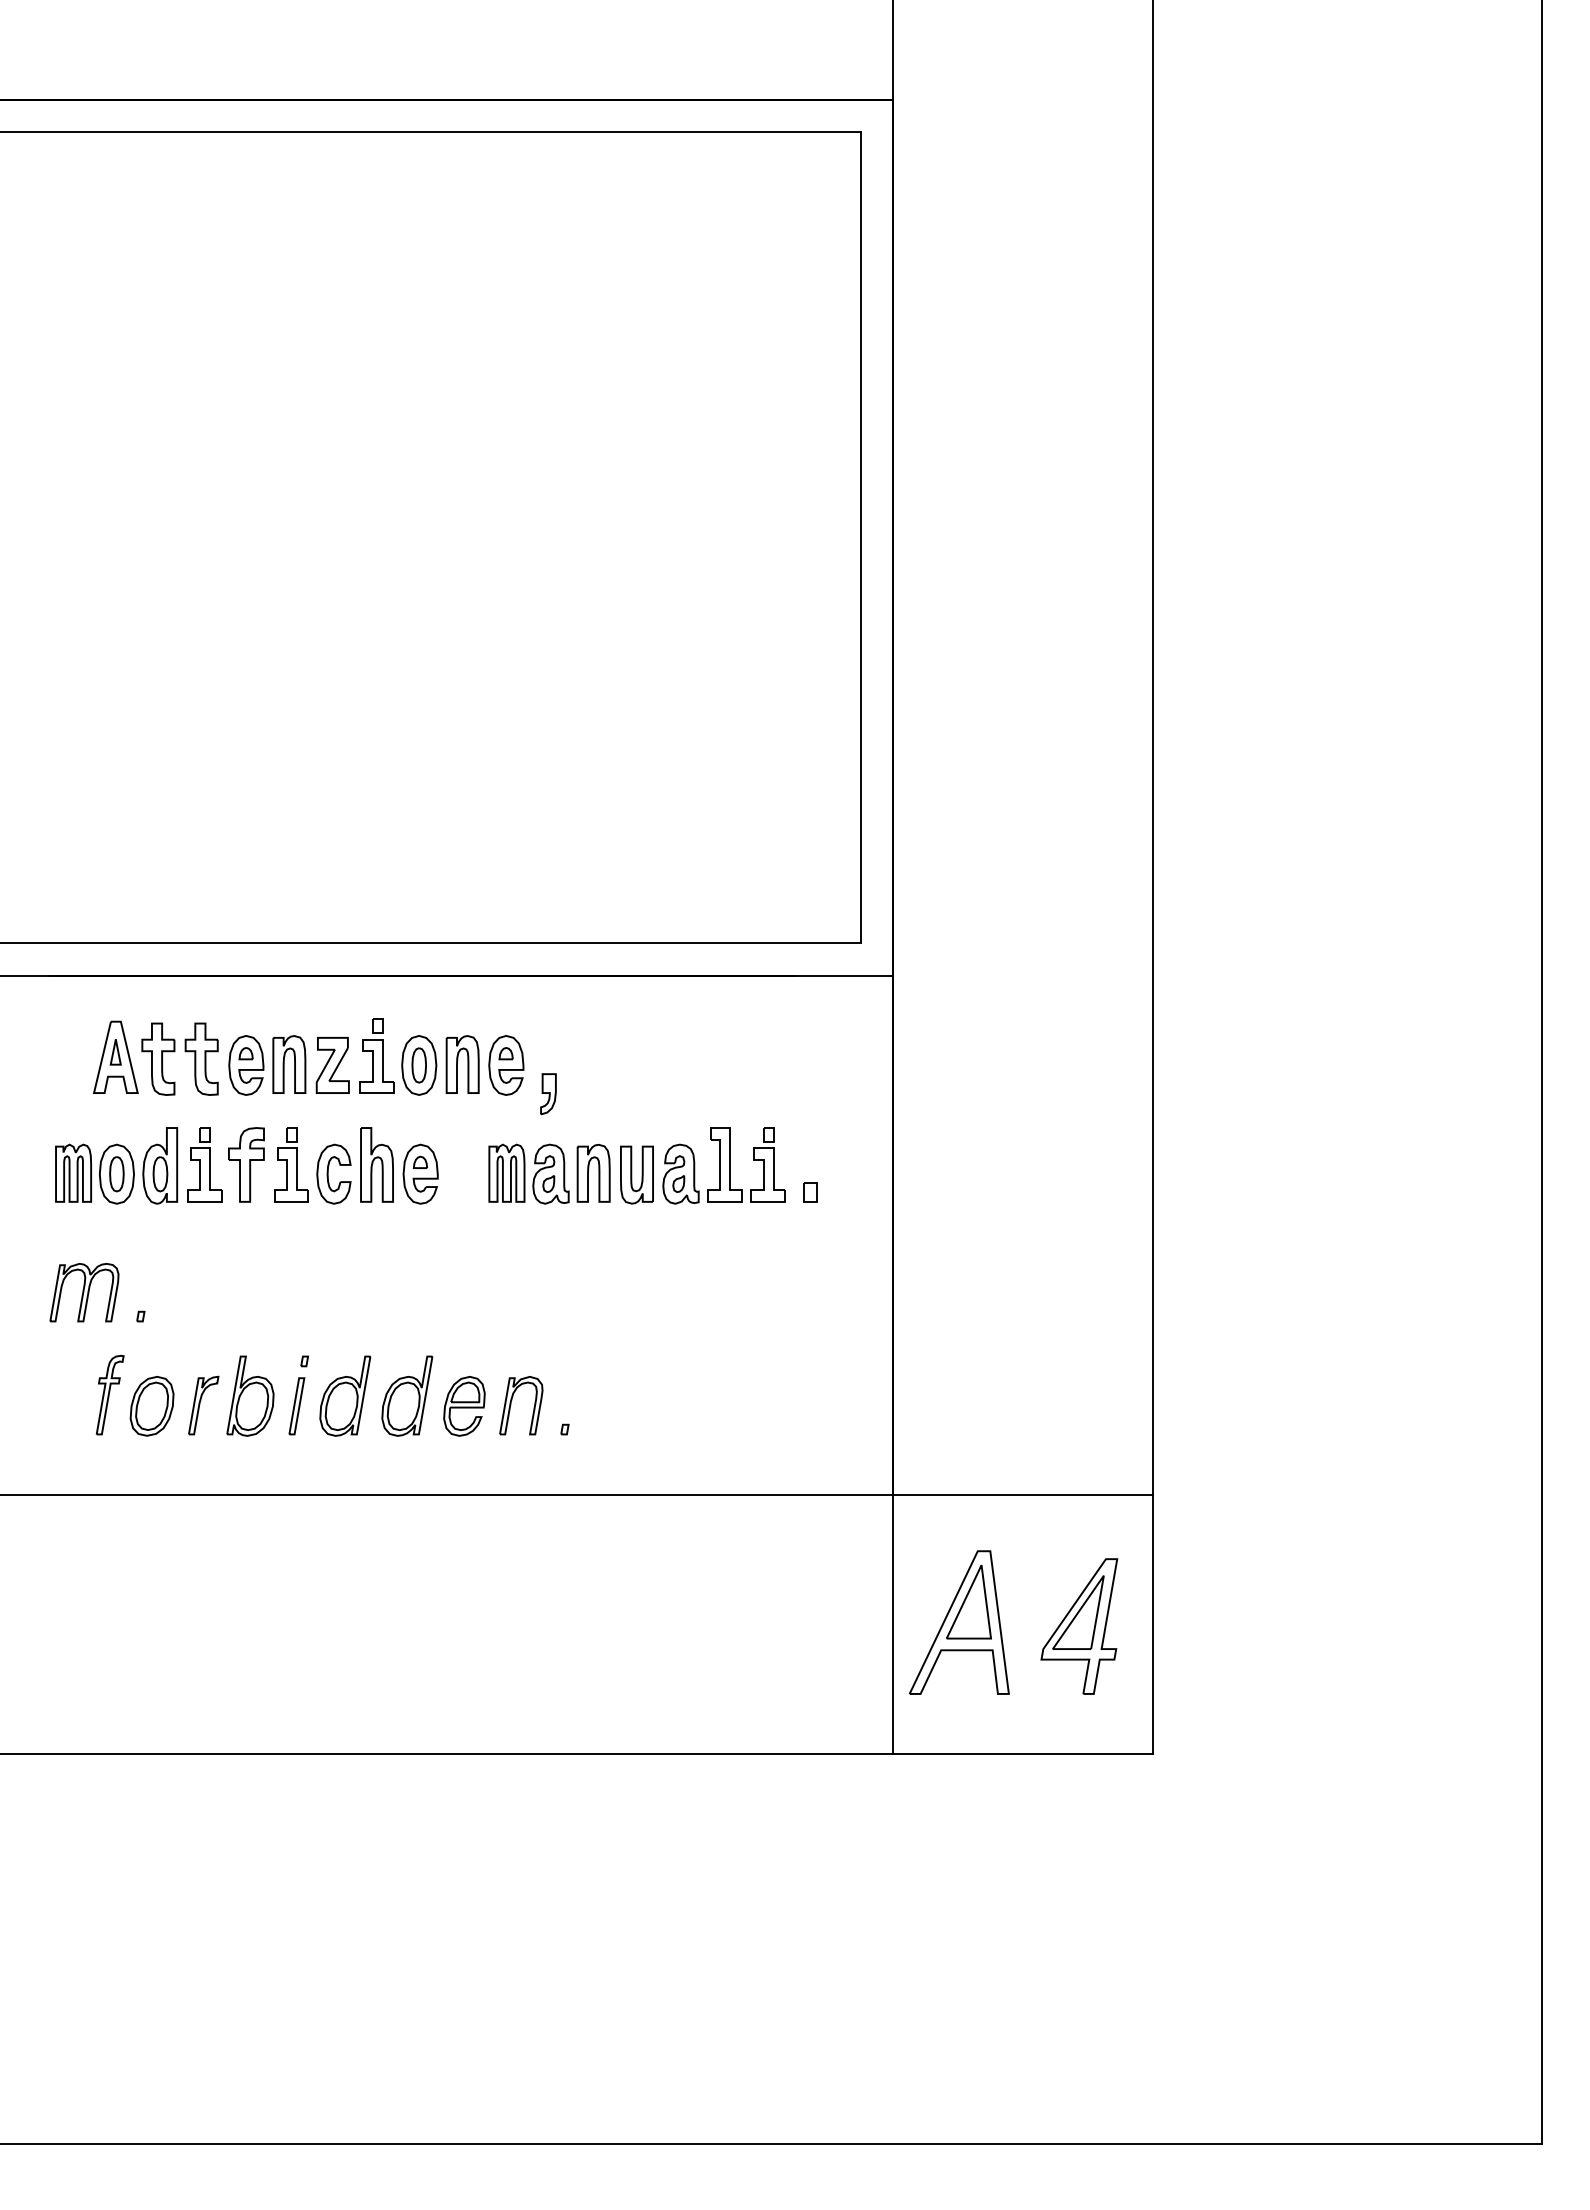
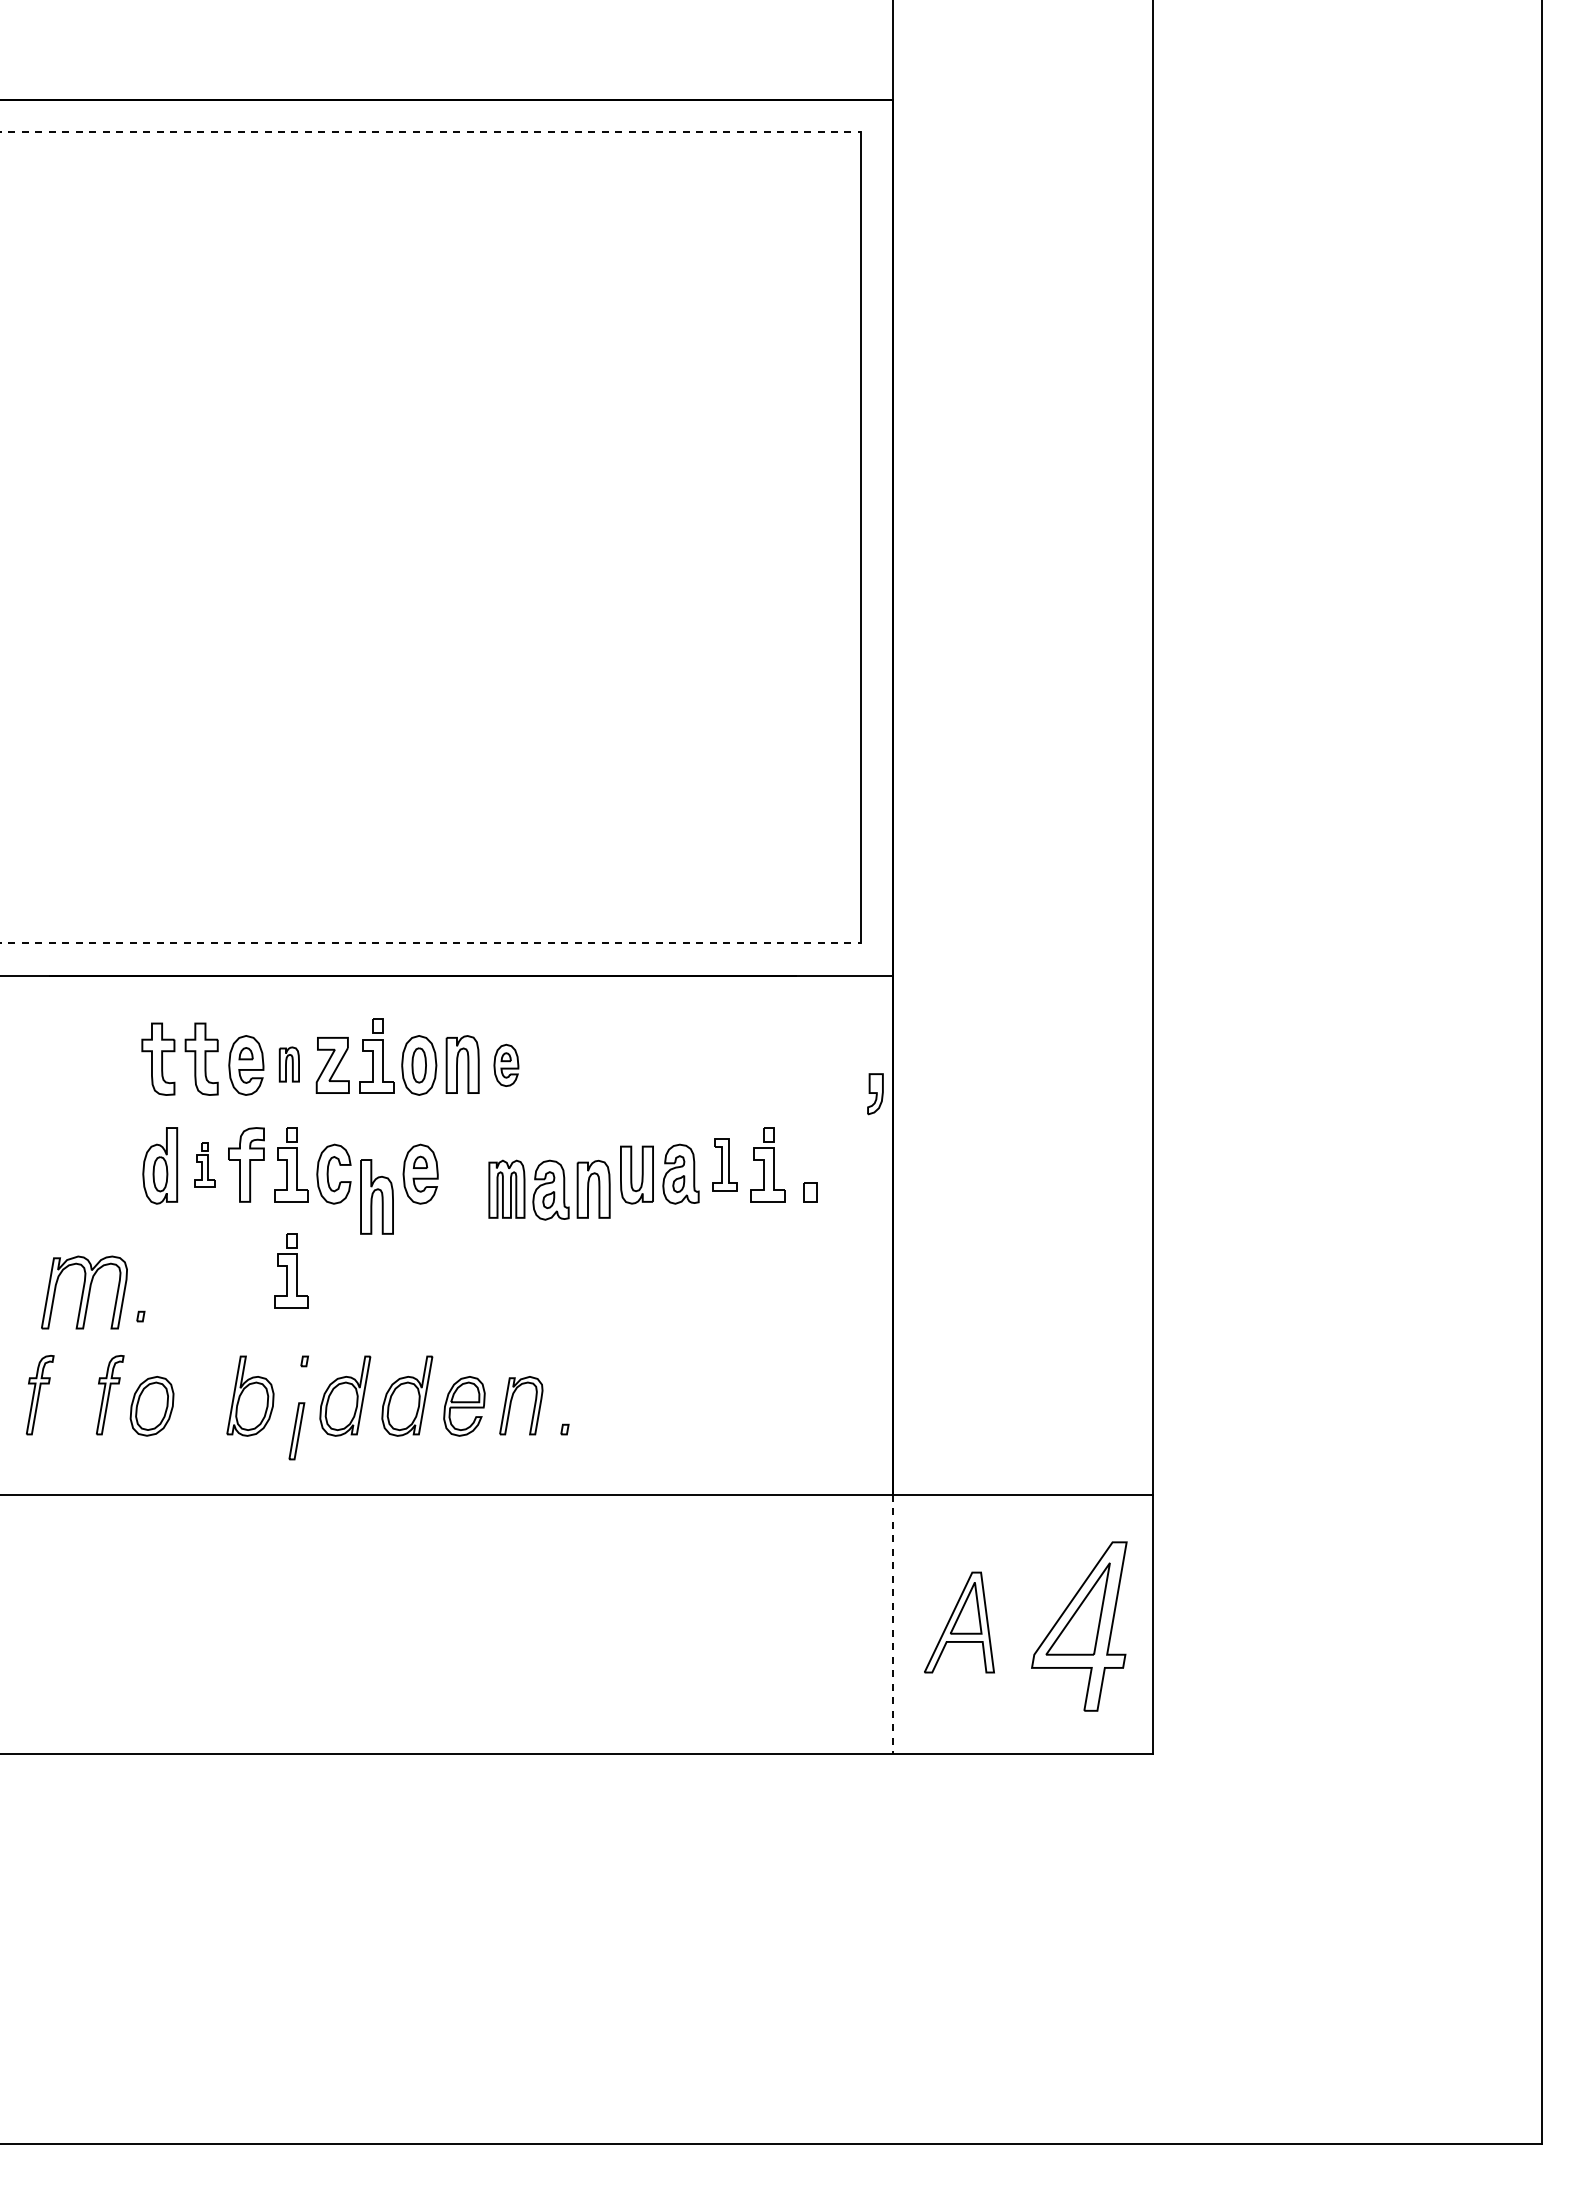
line: solid -> dashed (431, 132)
line: solid -> dashed (431, 943)
part: present -> none (115, 1056)
part size: 35x59 px -> 22x37 px (288, 1064)
part size: 37x61 px -> 27x44 px (506, 1064)
part position: (548, 1094) -> (875, 1094) (875, 1094)
part size: 36x76 px -> 22x46 px (204, 1164)
part position: (376, 1164) -> (376, 1196) (376, 1196)
part size: 36x76 px -> 26x54 px (724, 1164)
part: present -> none (94, 1173)
part position: (549, 1173) -> (549, 1189) (549, 1189)
part: none -> present (291, 1270)
part size: 71x60 px -> 87x75 px (84, 1292)
part: none -> present (40, 1395)
part: present -> none (203, 1405)
part position: (296, 1406) -> (296, 1431) (296, 1431)
part size: 101x145 px -> 71x103 px (959, 1622)
line: solid -> dashed (893, 1624)
part size: 79x137 px -> 97x171 px (1079, 1626)
